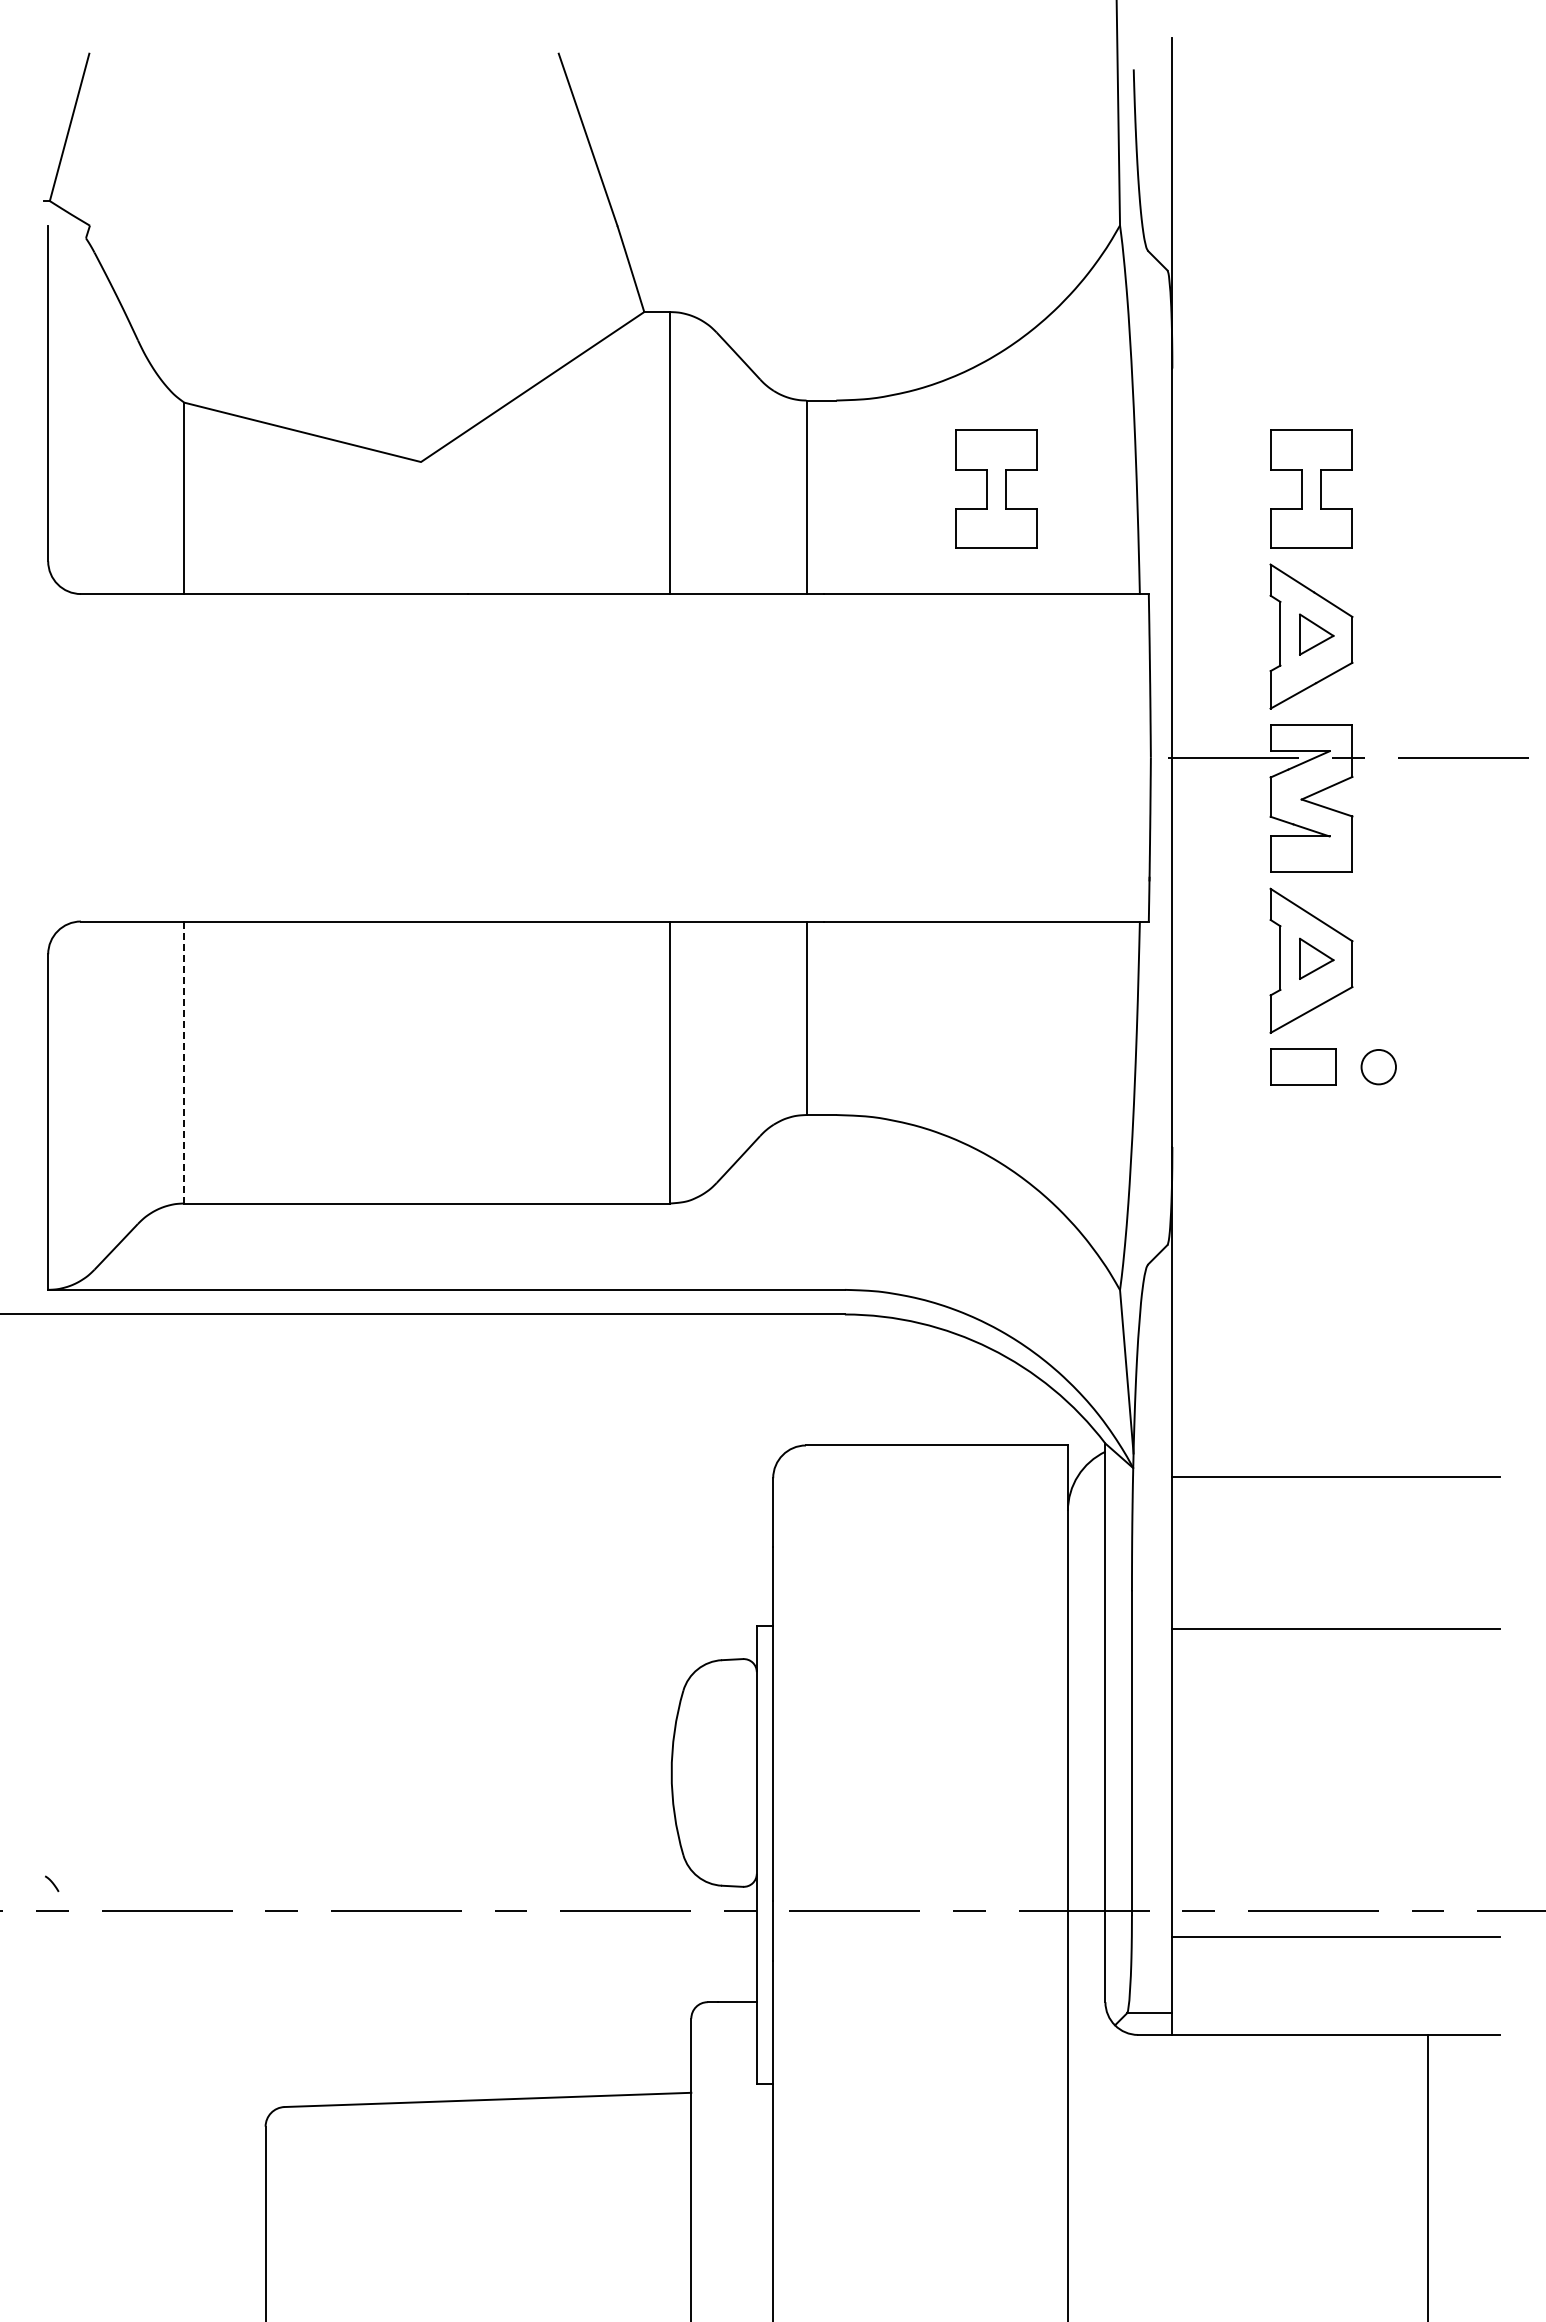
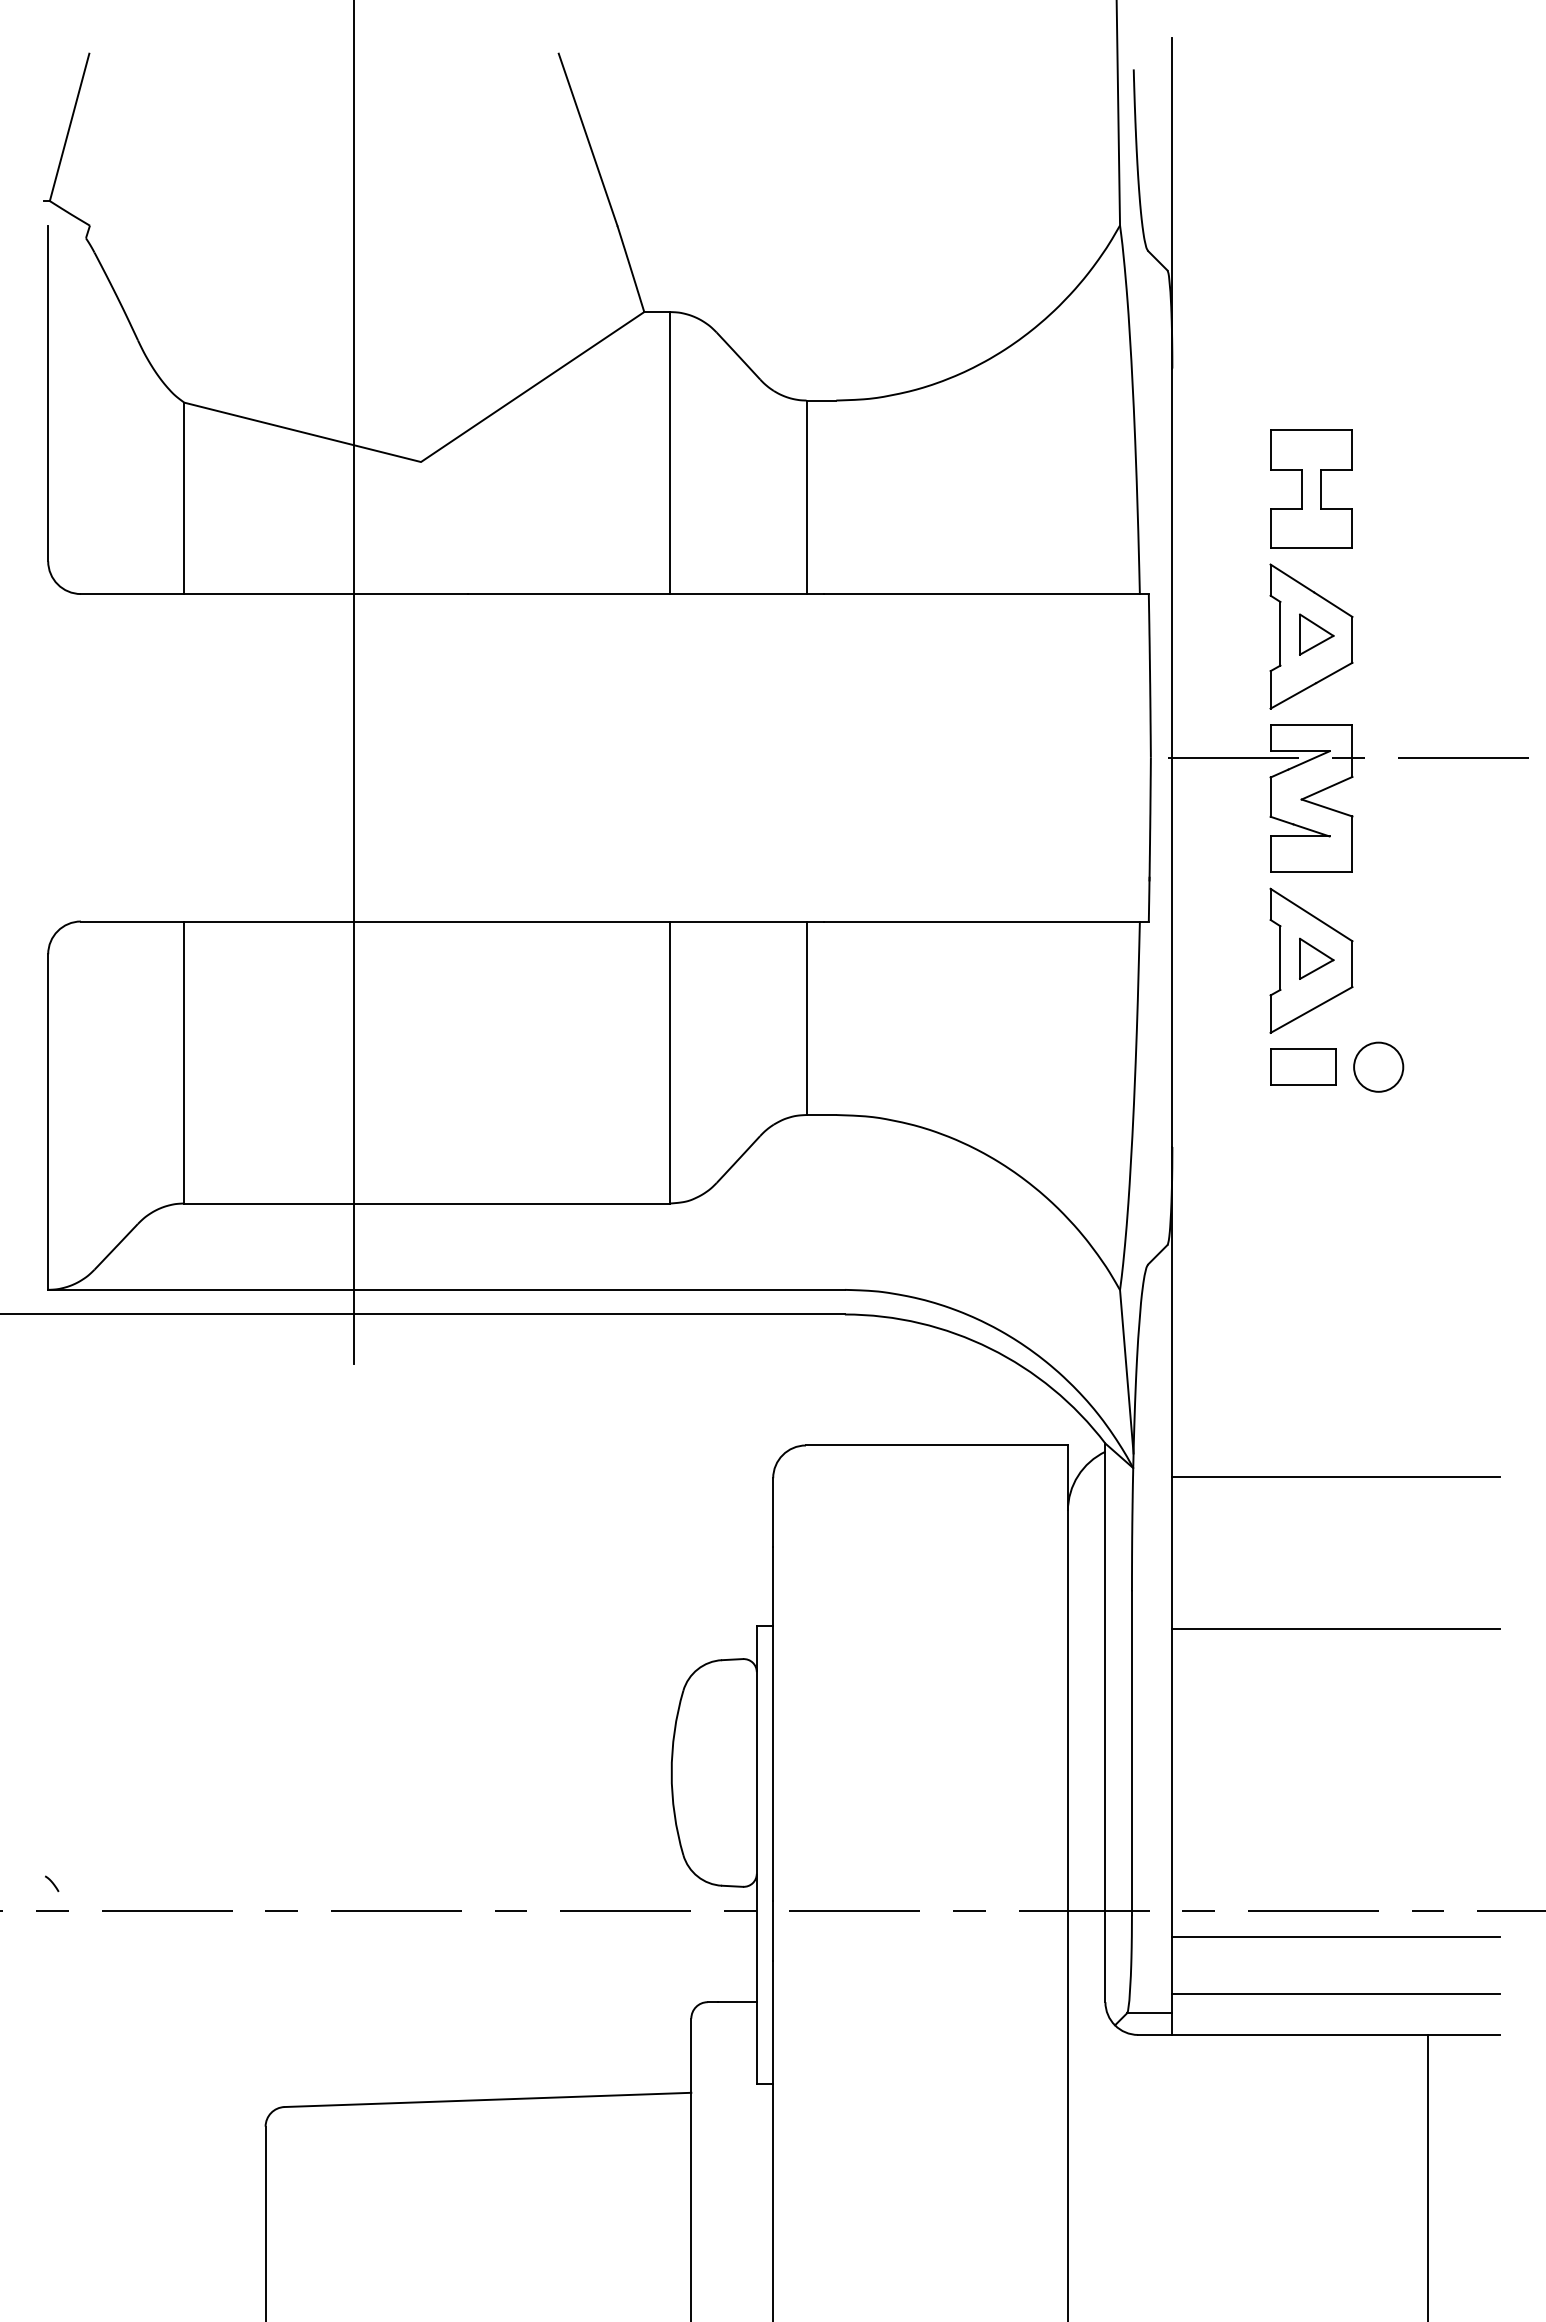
part: present -> none (996, 488)
line: none -> present (353, 682)
line: dashed -> solid (184, 1062)
circle size: 37x37 px -> 52x52 px (1378, 1066)
line: none -> present (1335, 1993)
